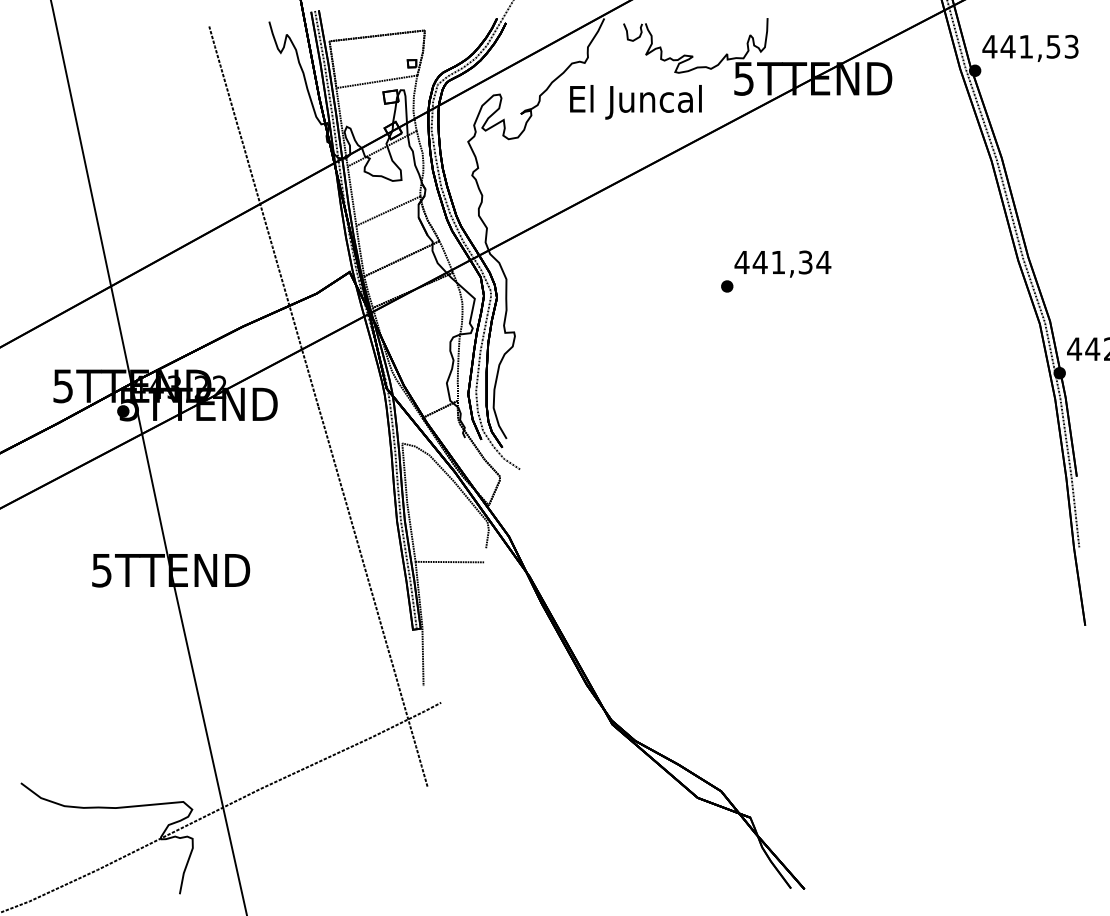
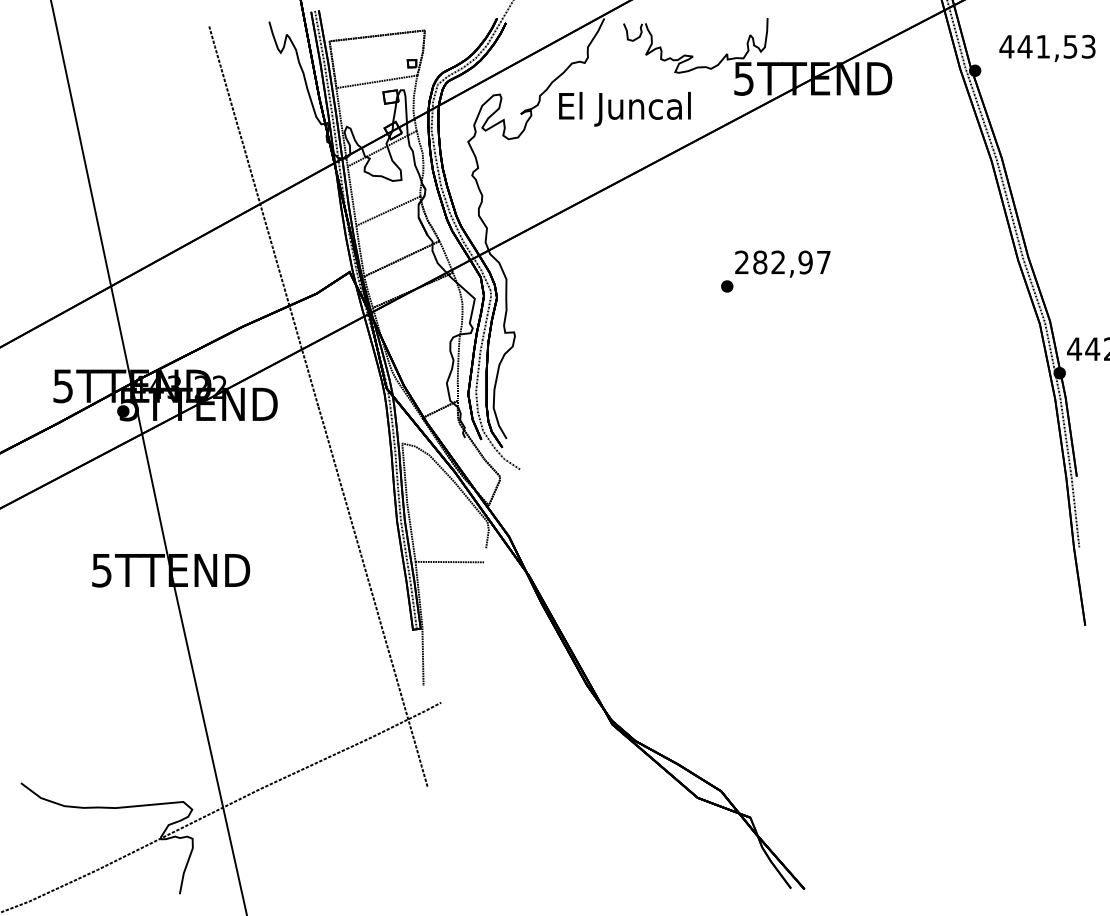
text position: (1030, 47) -> (1047, 47) (1047, 47)
text position: (635, 102) -> (624, 109) (624, 109)
text: 441,34 -> 282,97 (782, 262)
